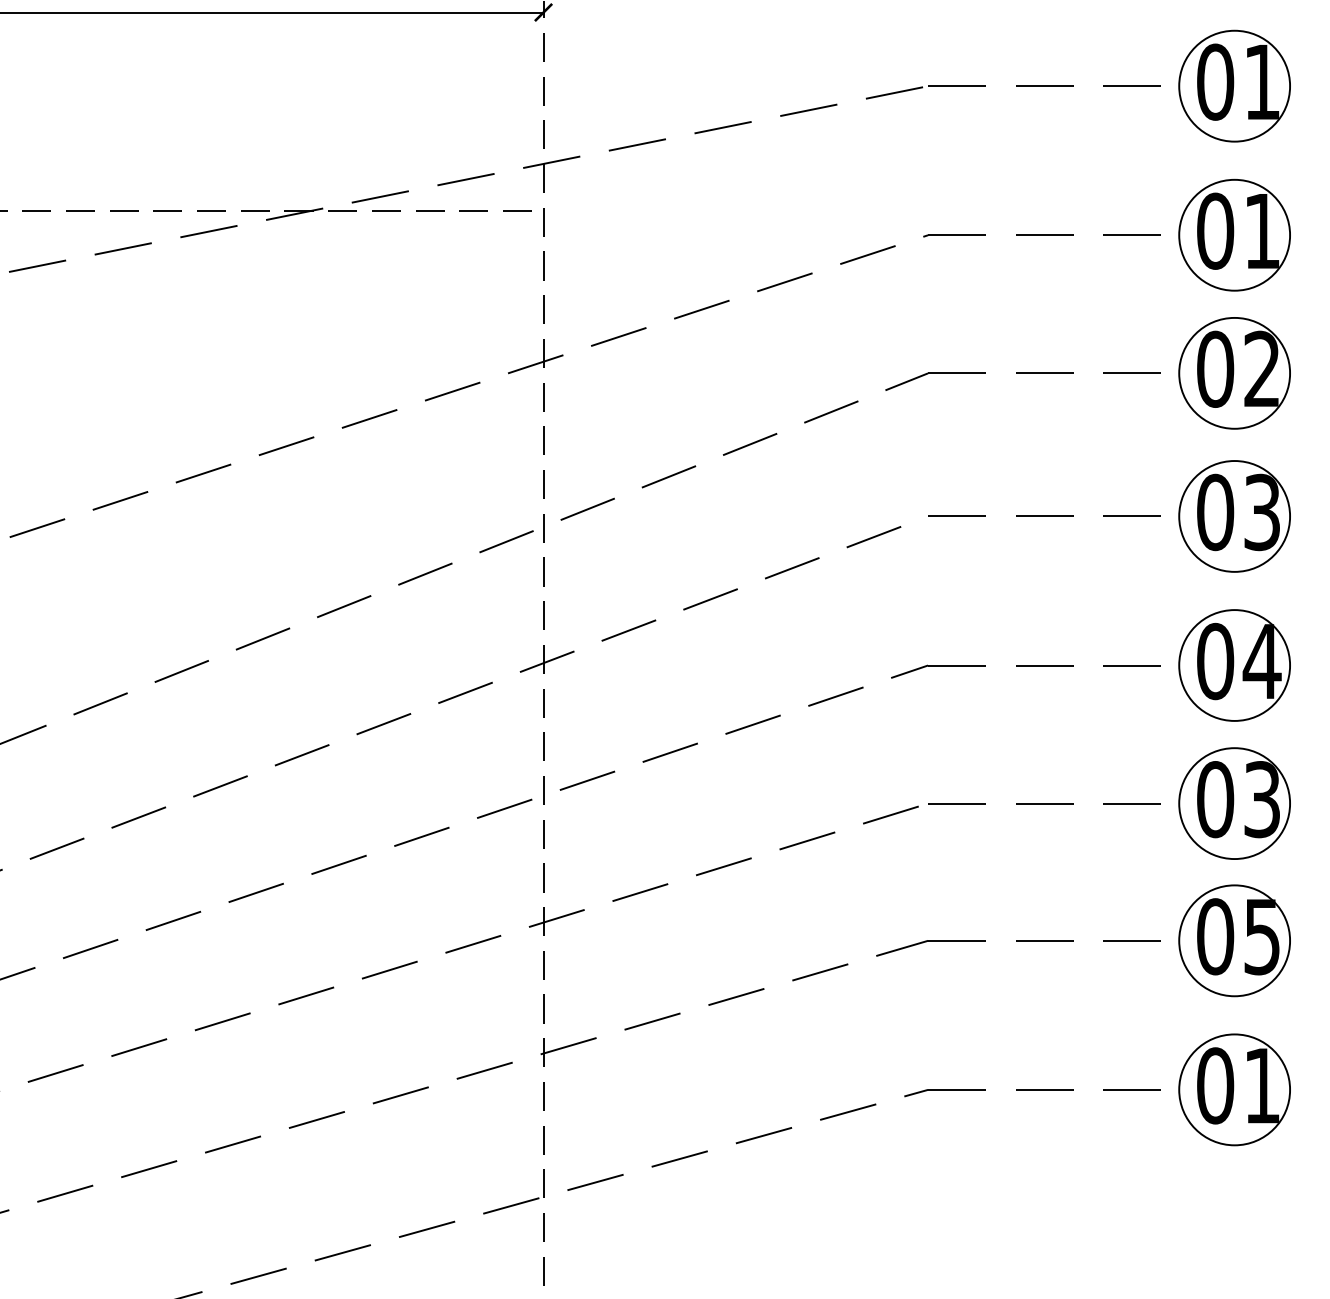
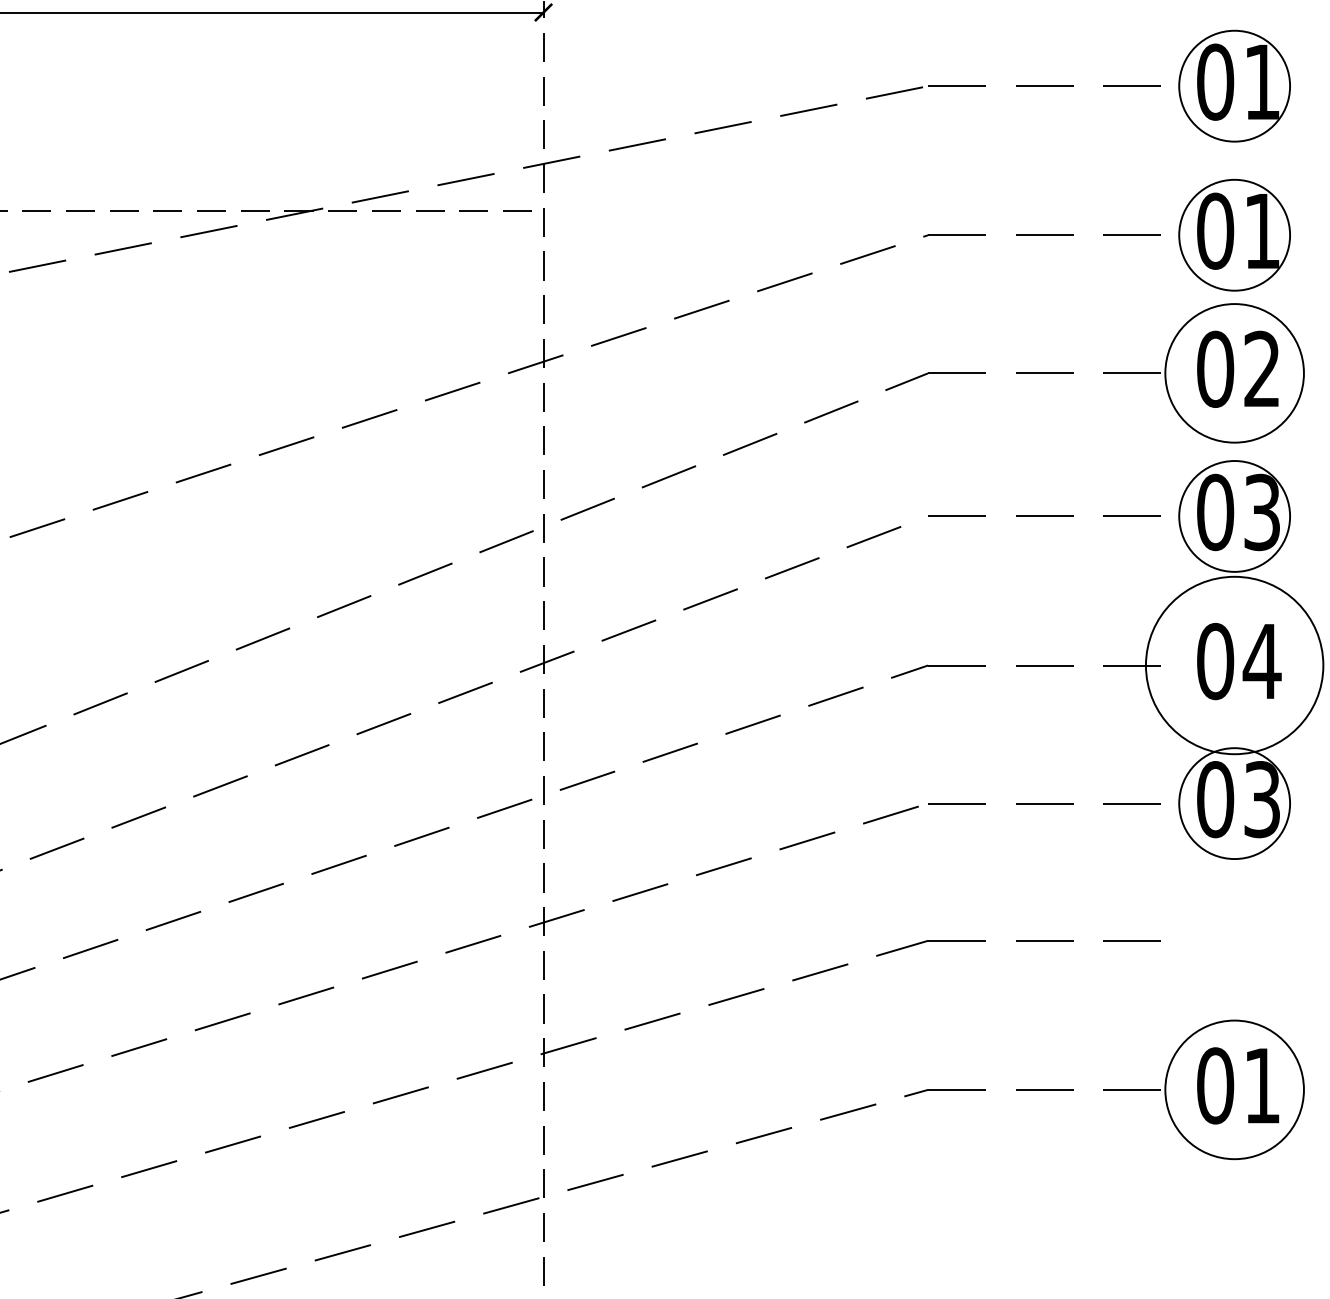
circle diameter: 111 px -> 139 px (1234, 373)
circle diameter: 111 px -> 177 px (1234, 665)
part: present -> none (1234, 940)
circle diameter: 111 px -> 139 px (1234, 1089)
